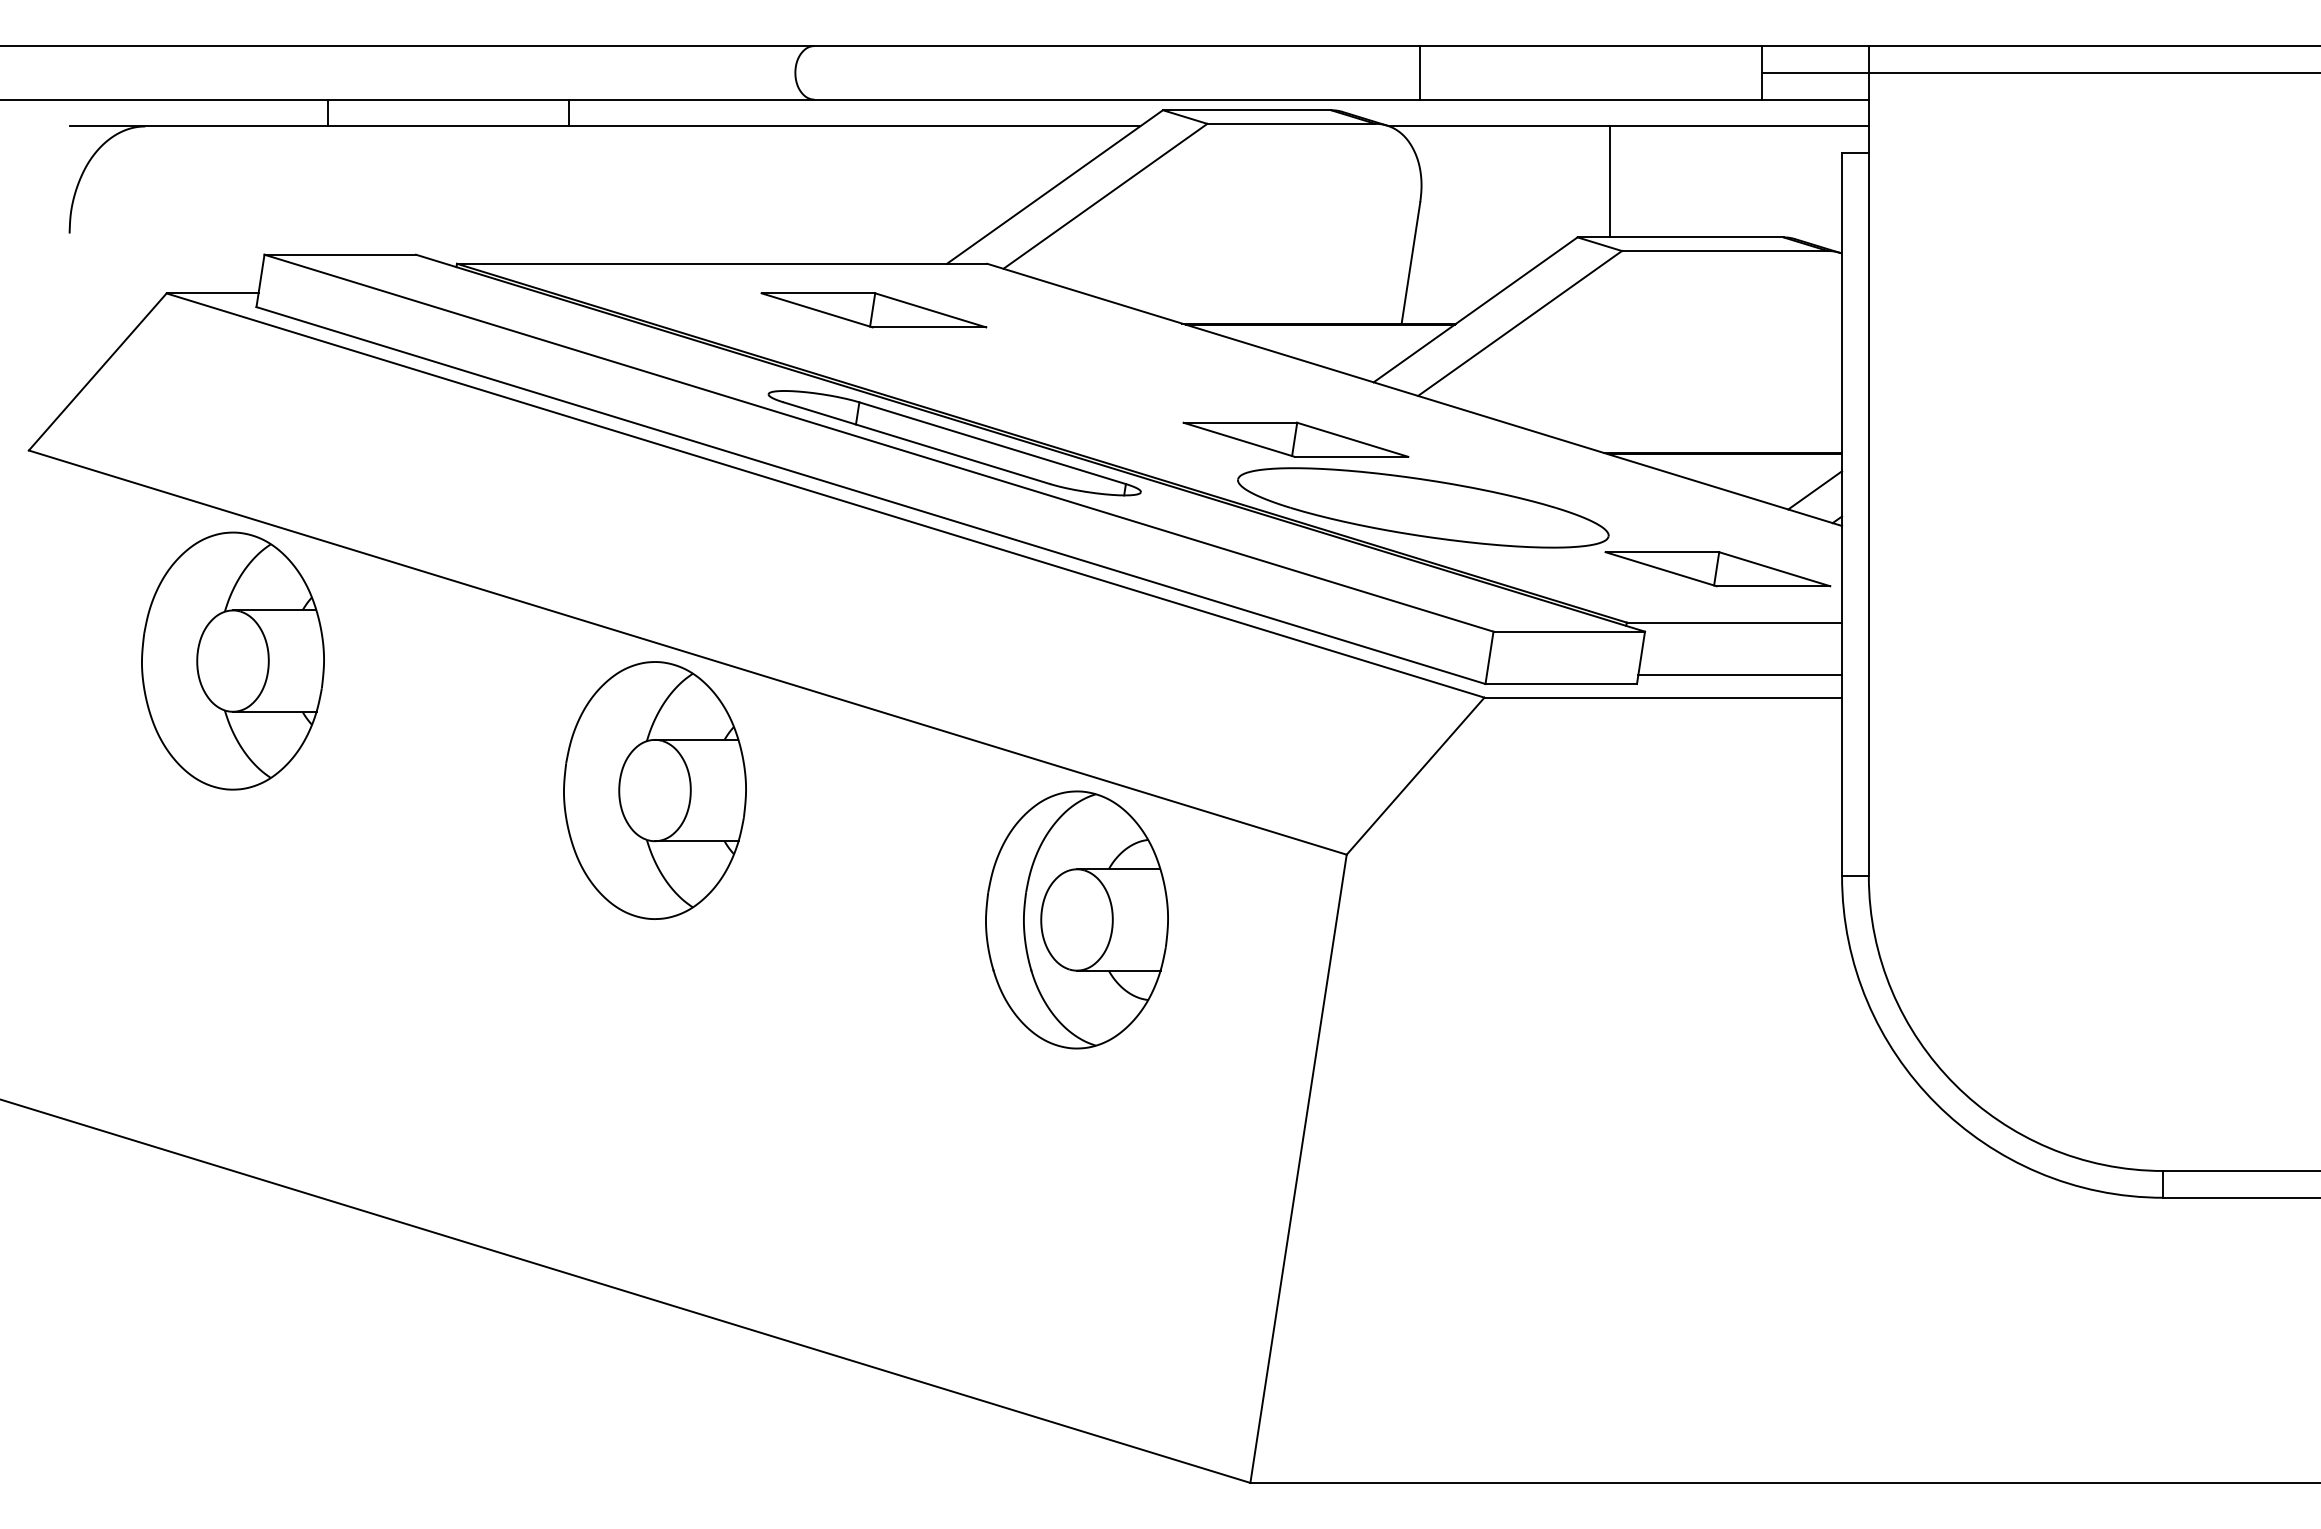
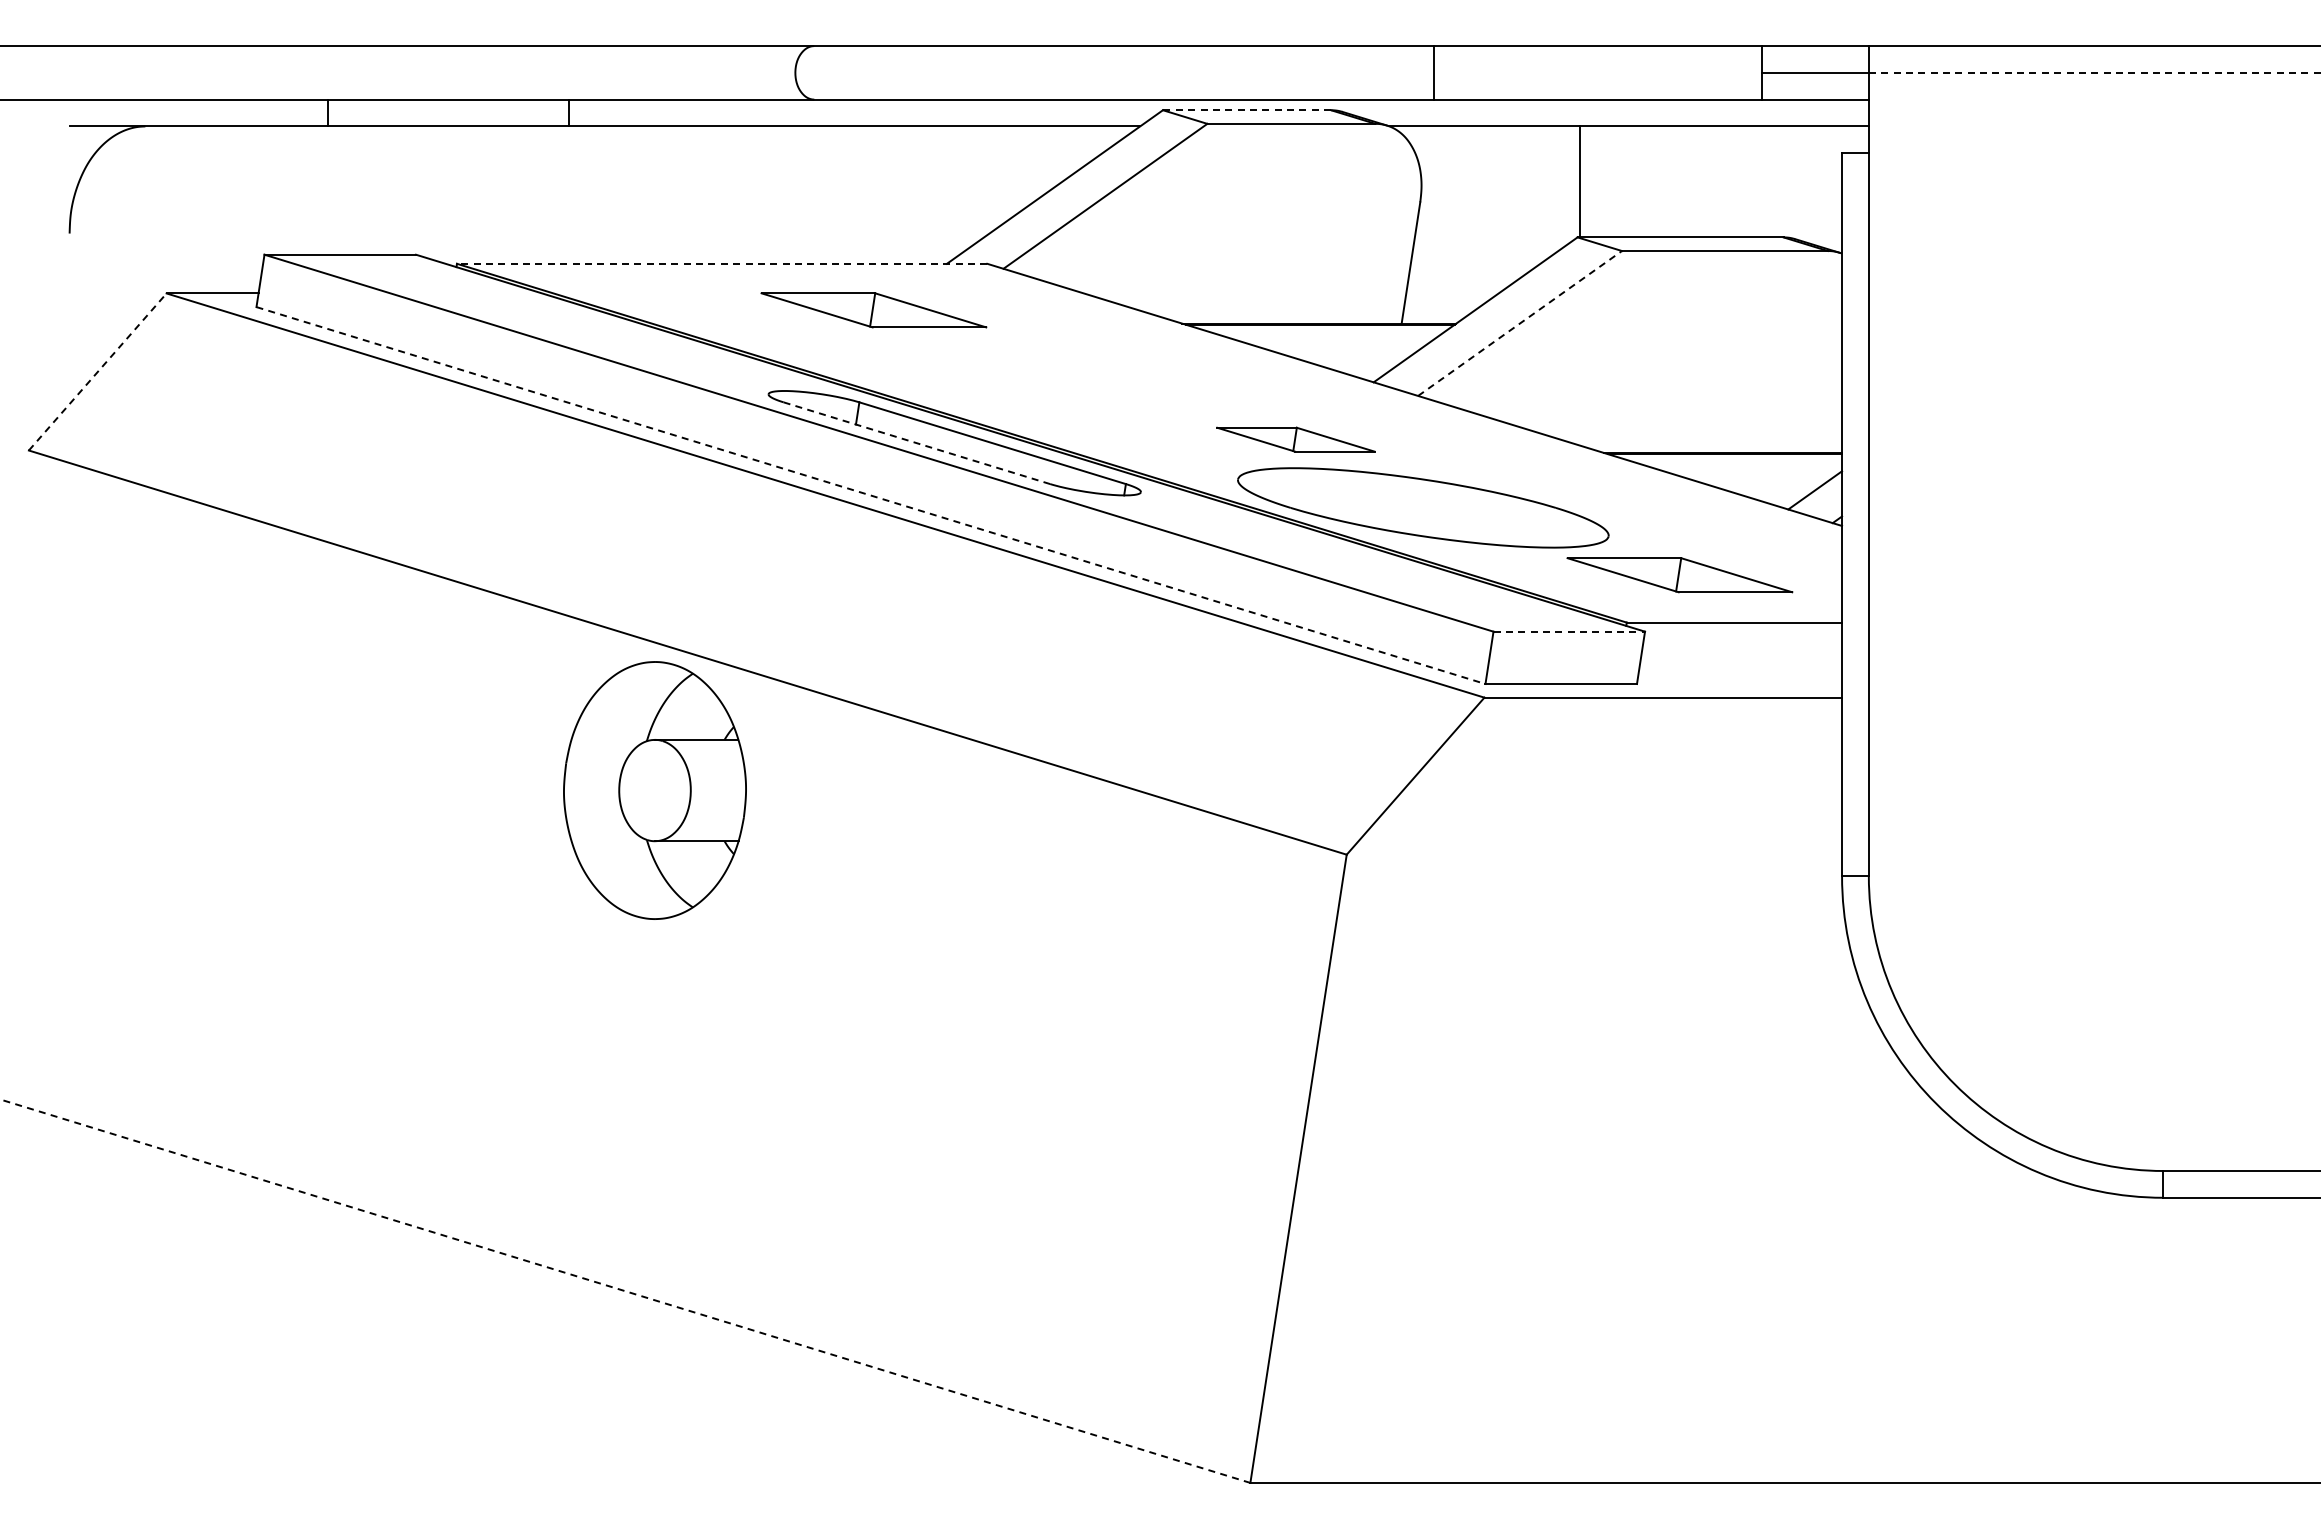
line position: (1420, 72) -> (1434, 72) (1434, 72)
line: solid -> dashed (2094, 72)
line: solid -> dashed (1246, 110)
line position: (1610, 181) -> (1580, 181) (1580, 181)
line: solid -> dashed (721, 263)
line: solid -> dashed (1520, 323)
line: solid -> dashed (98, 371)
part size: 228x37 px -> 160x27 px (1295, 439)
line: solid -> dashed (917, 443)
line: solid -> dashed (870, 495)
part position: (1717, 569) -> (1679, 575) (1679, 575)
line: solid -> dashed (1569, 631)
part: present -> none (232, 660)
line: present -> none (1740, 674)
part: present -> none (1076, 919)
line: solid -> dashed (625, 1291)
